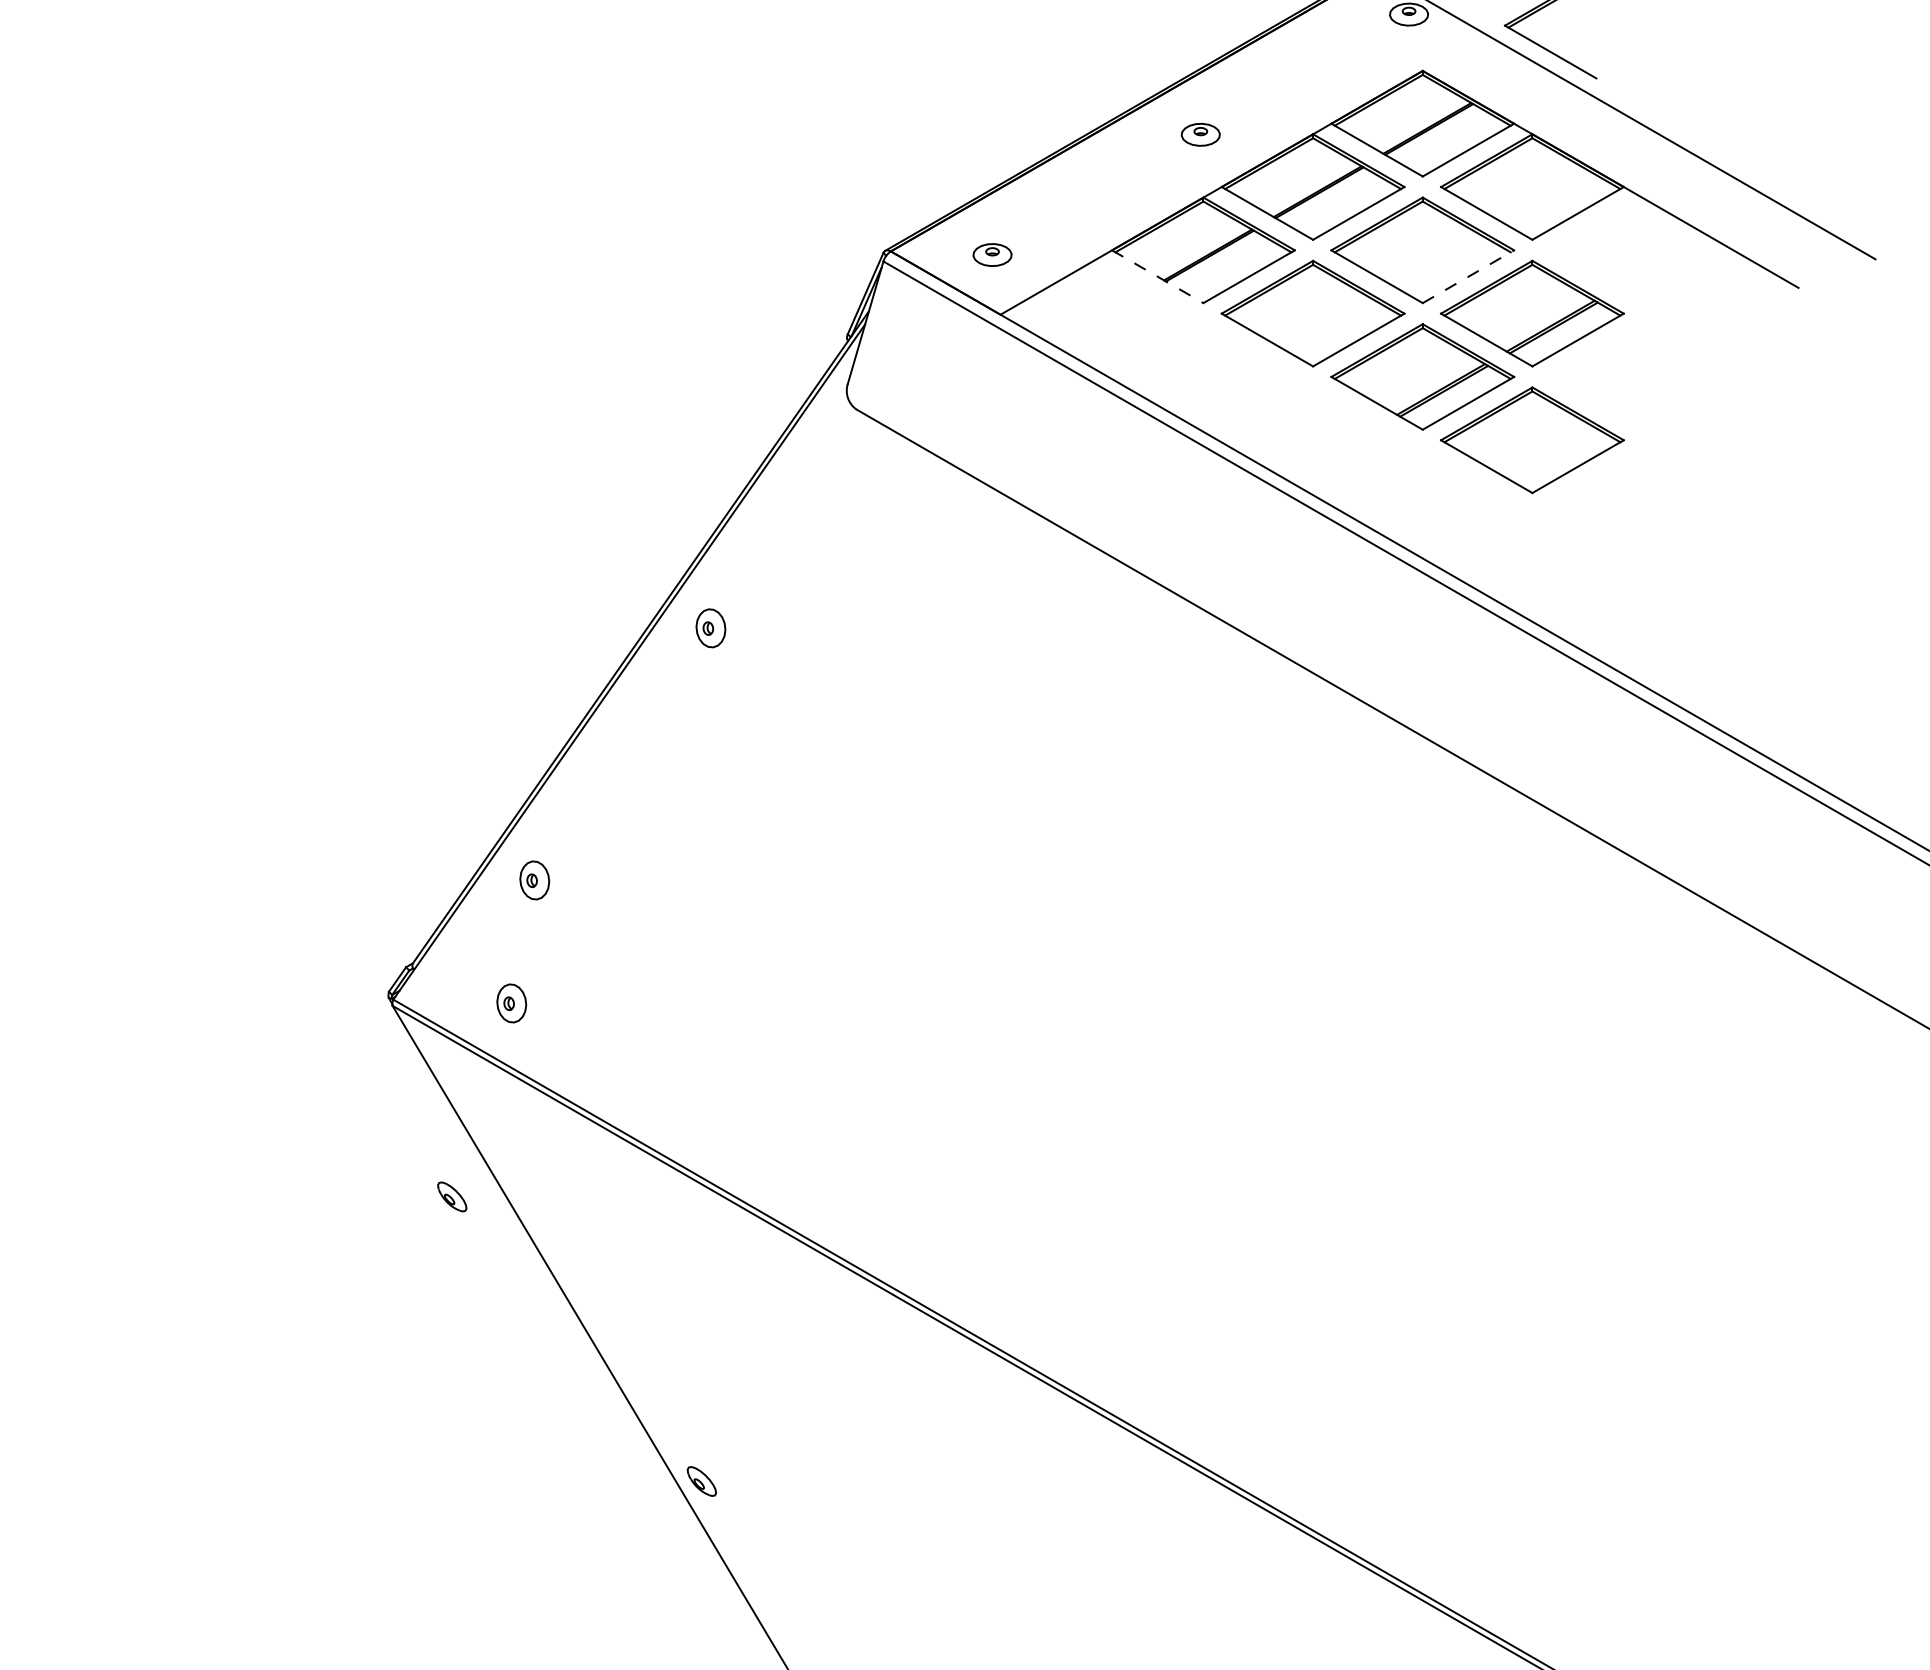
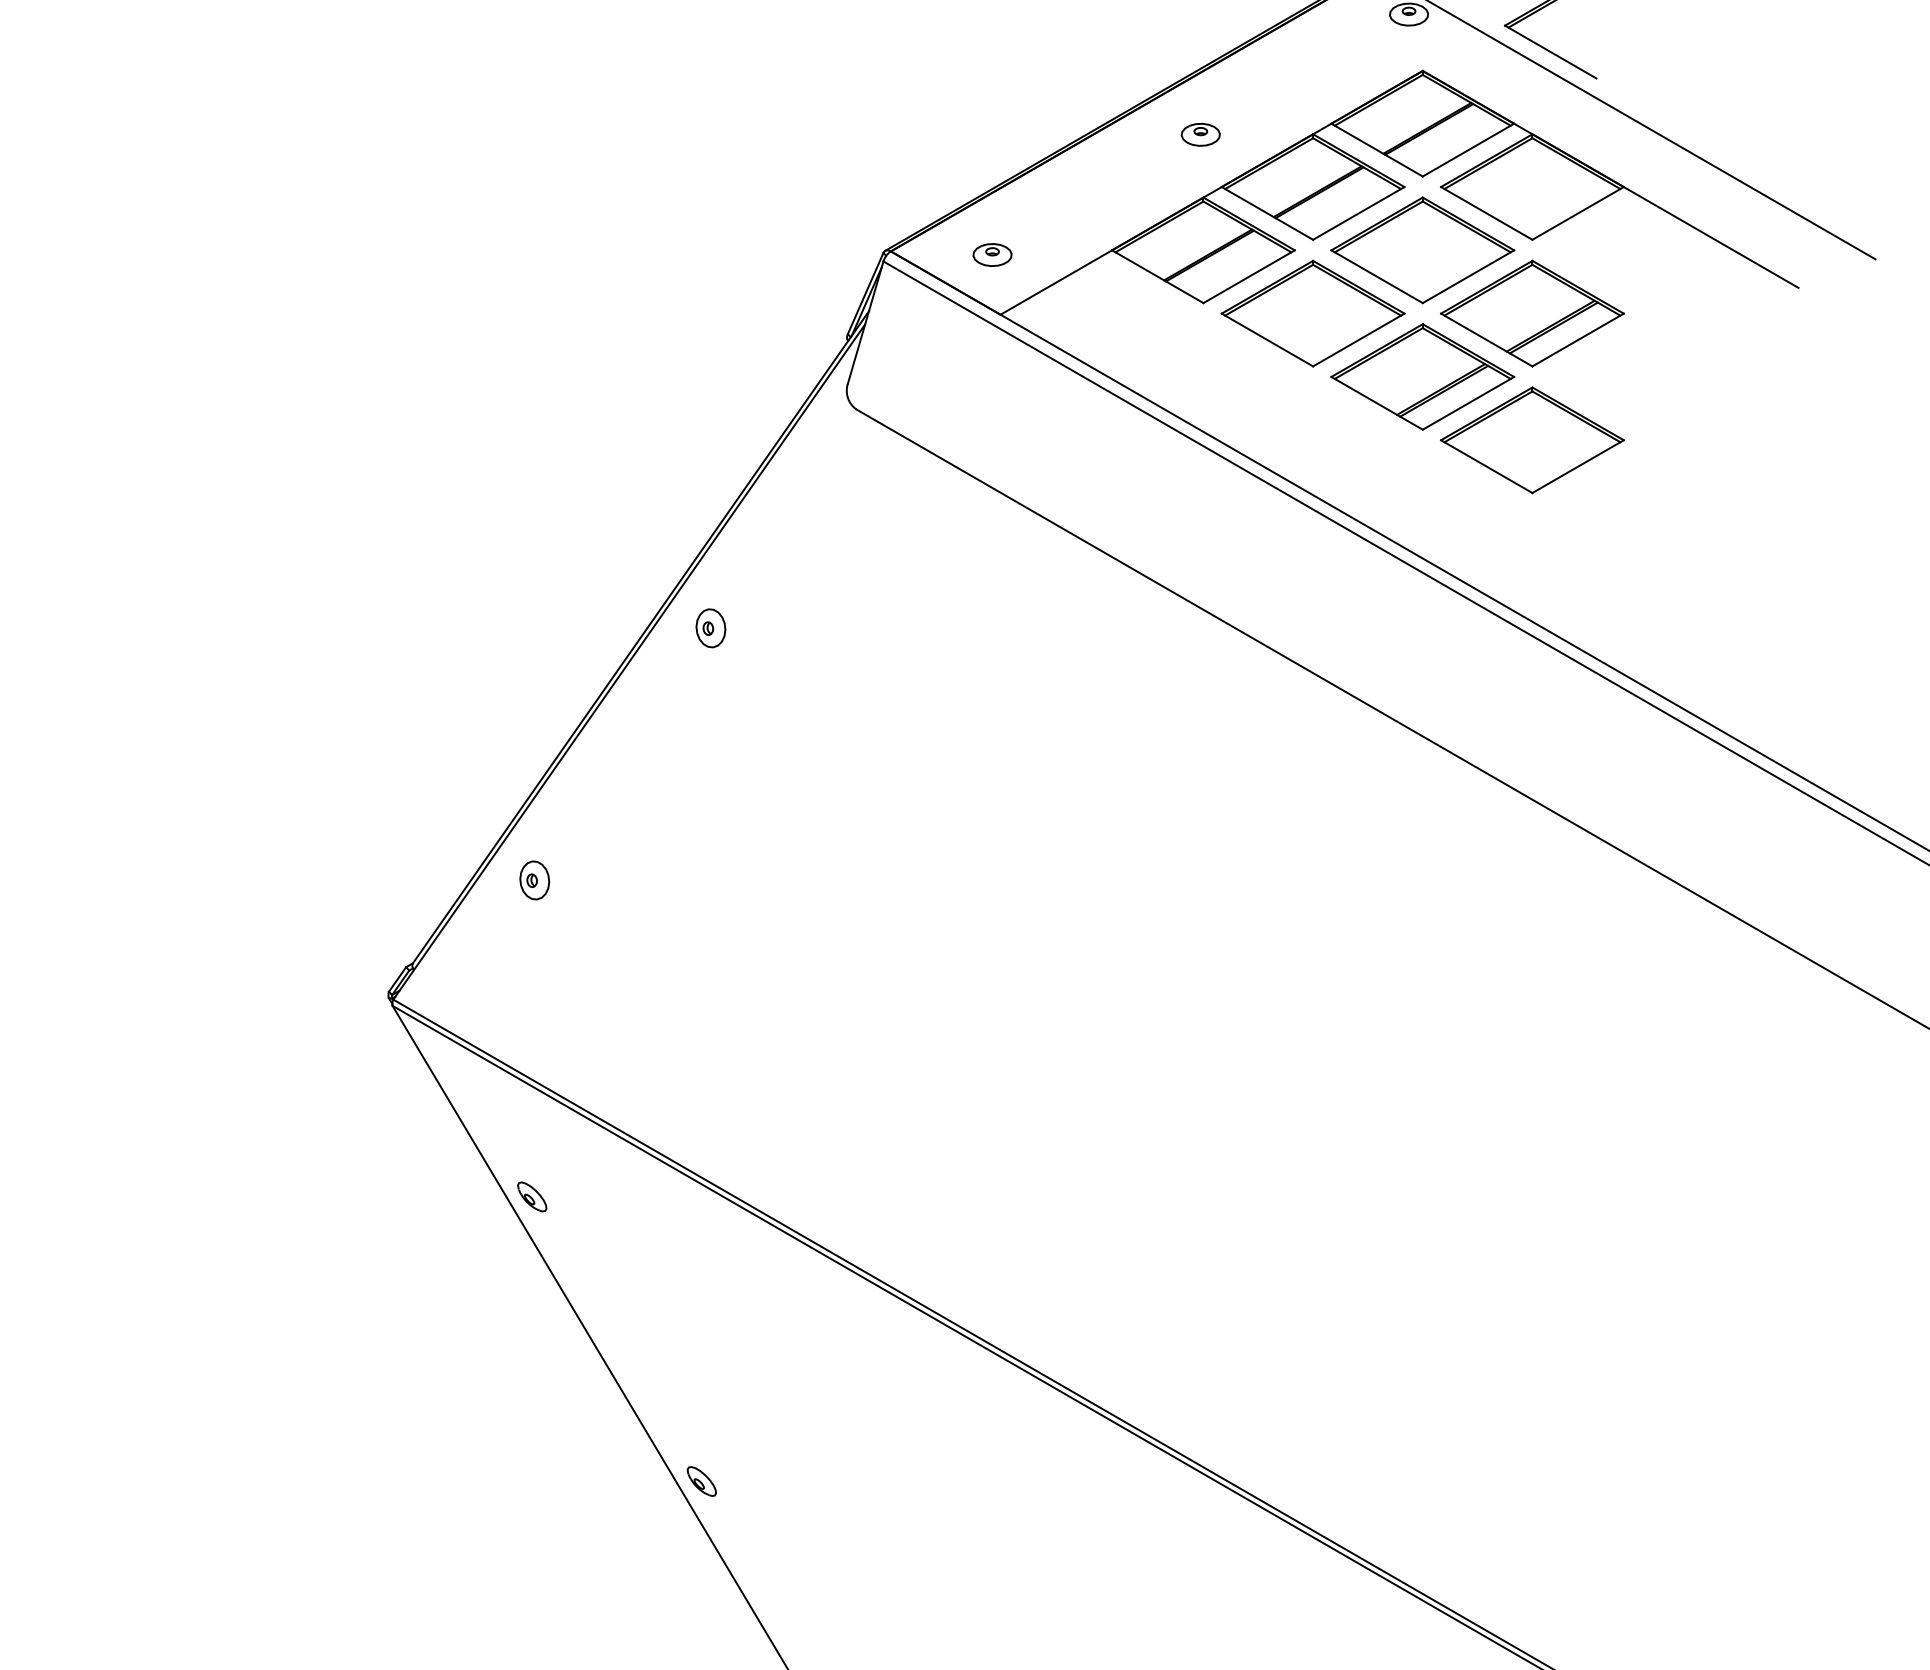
line: dashed -> solid (1157, 276)
line: dashed -> solid (1468, 276)
part: present -> none (511, 1003)
part position: (452, 1196) -> (532, 1196) (532, 1196)
